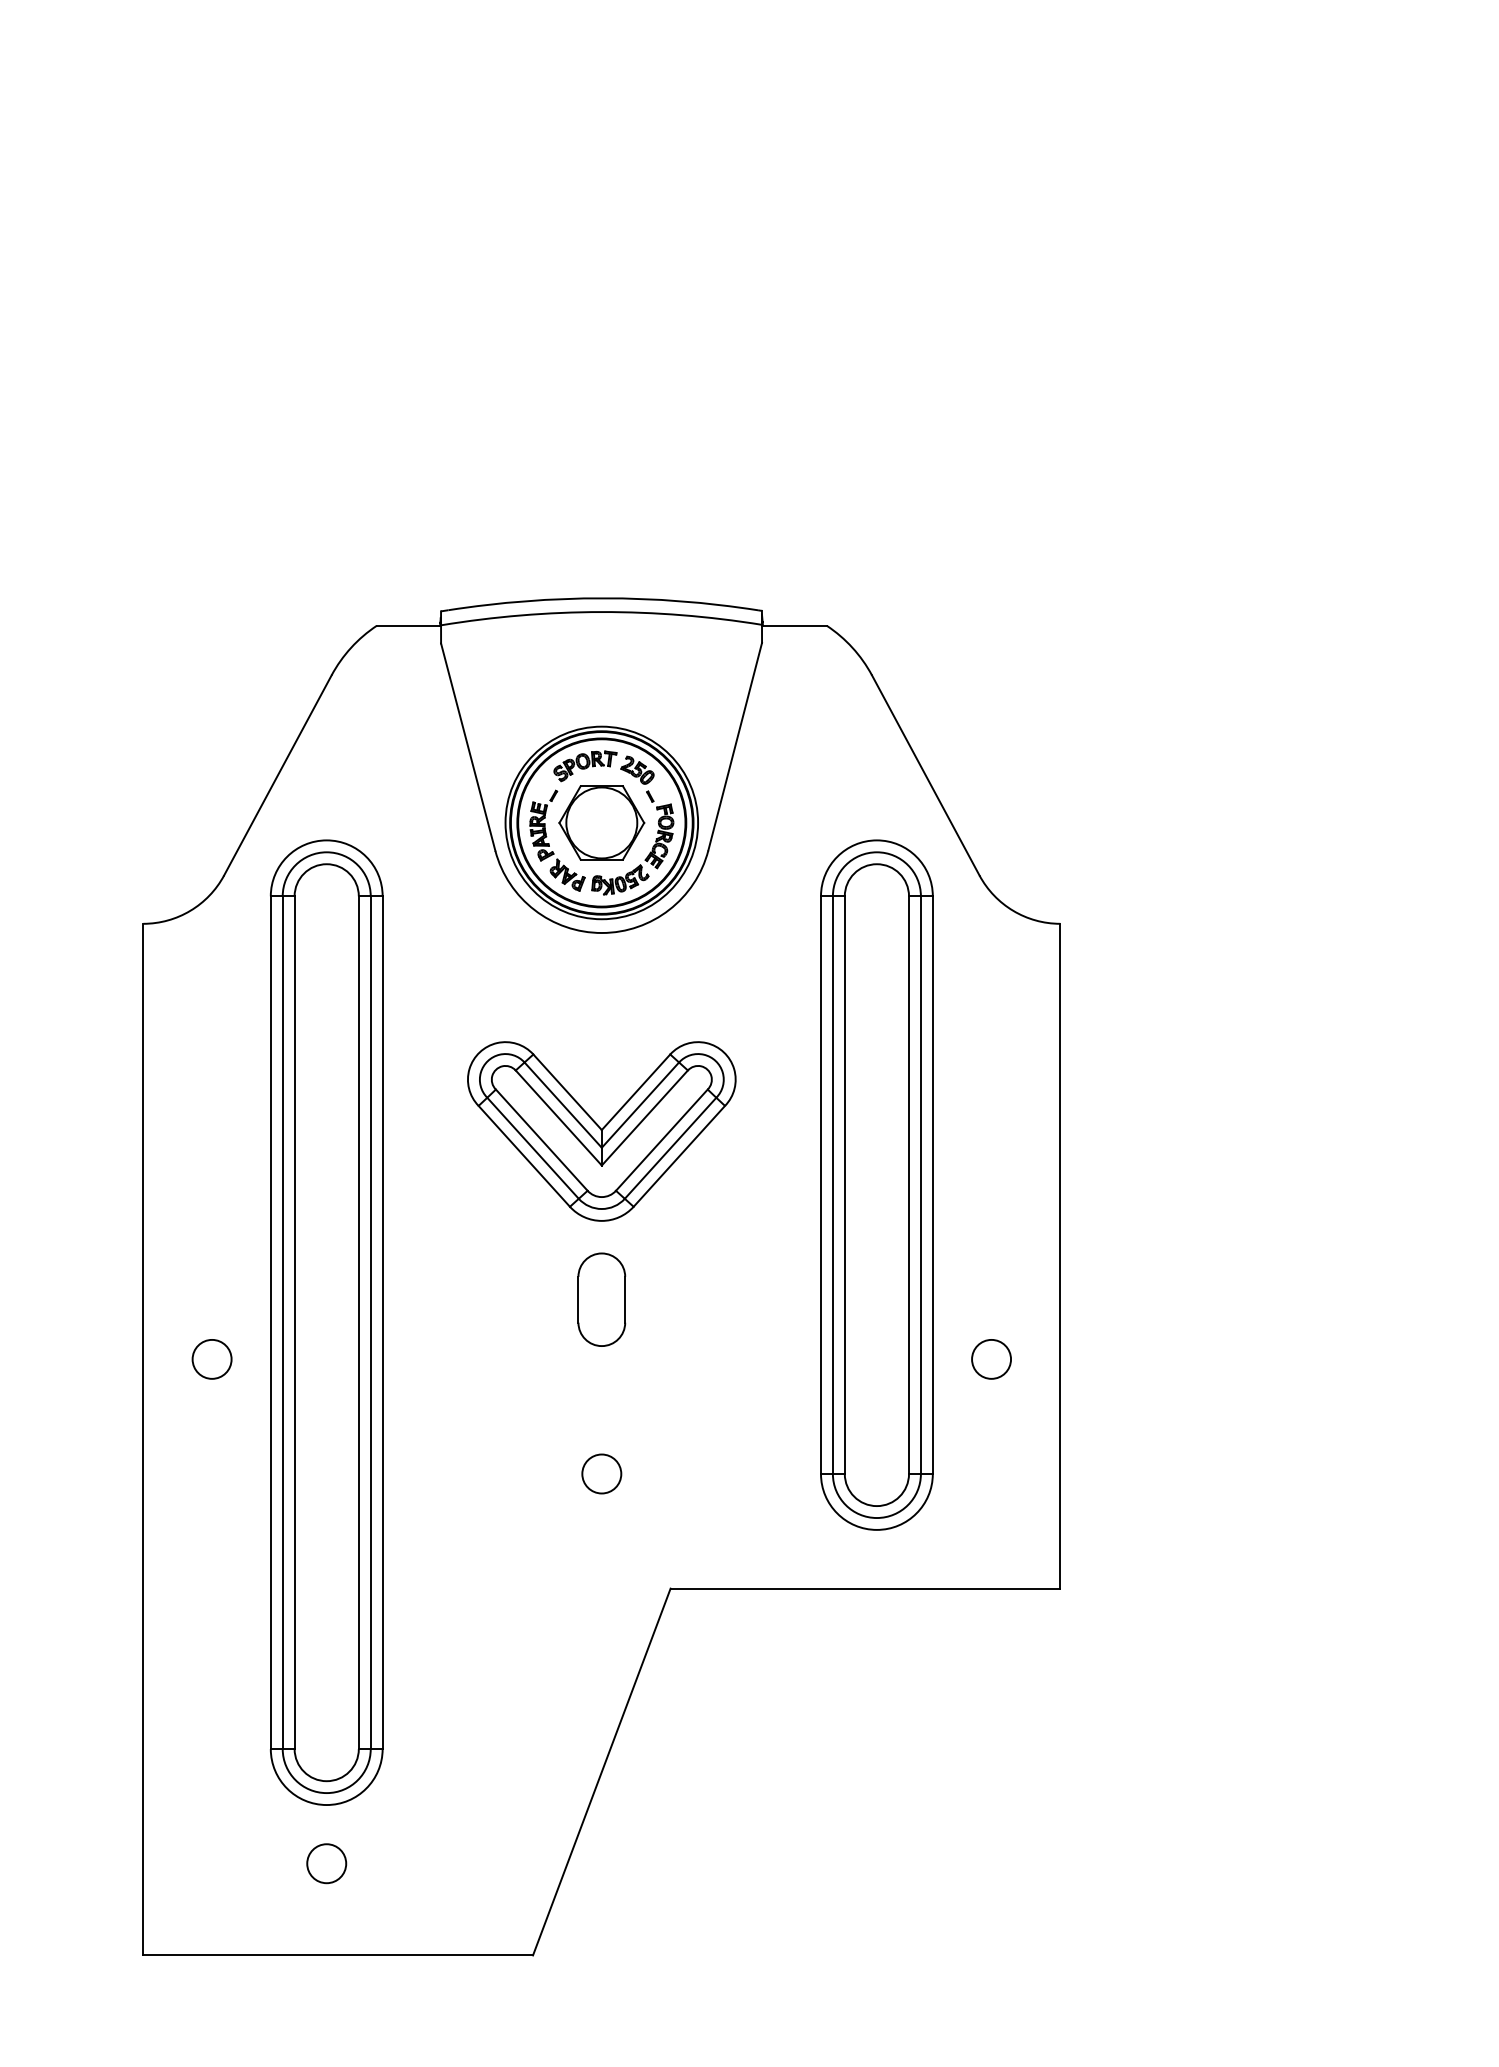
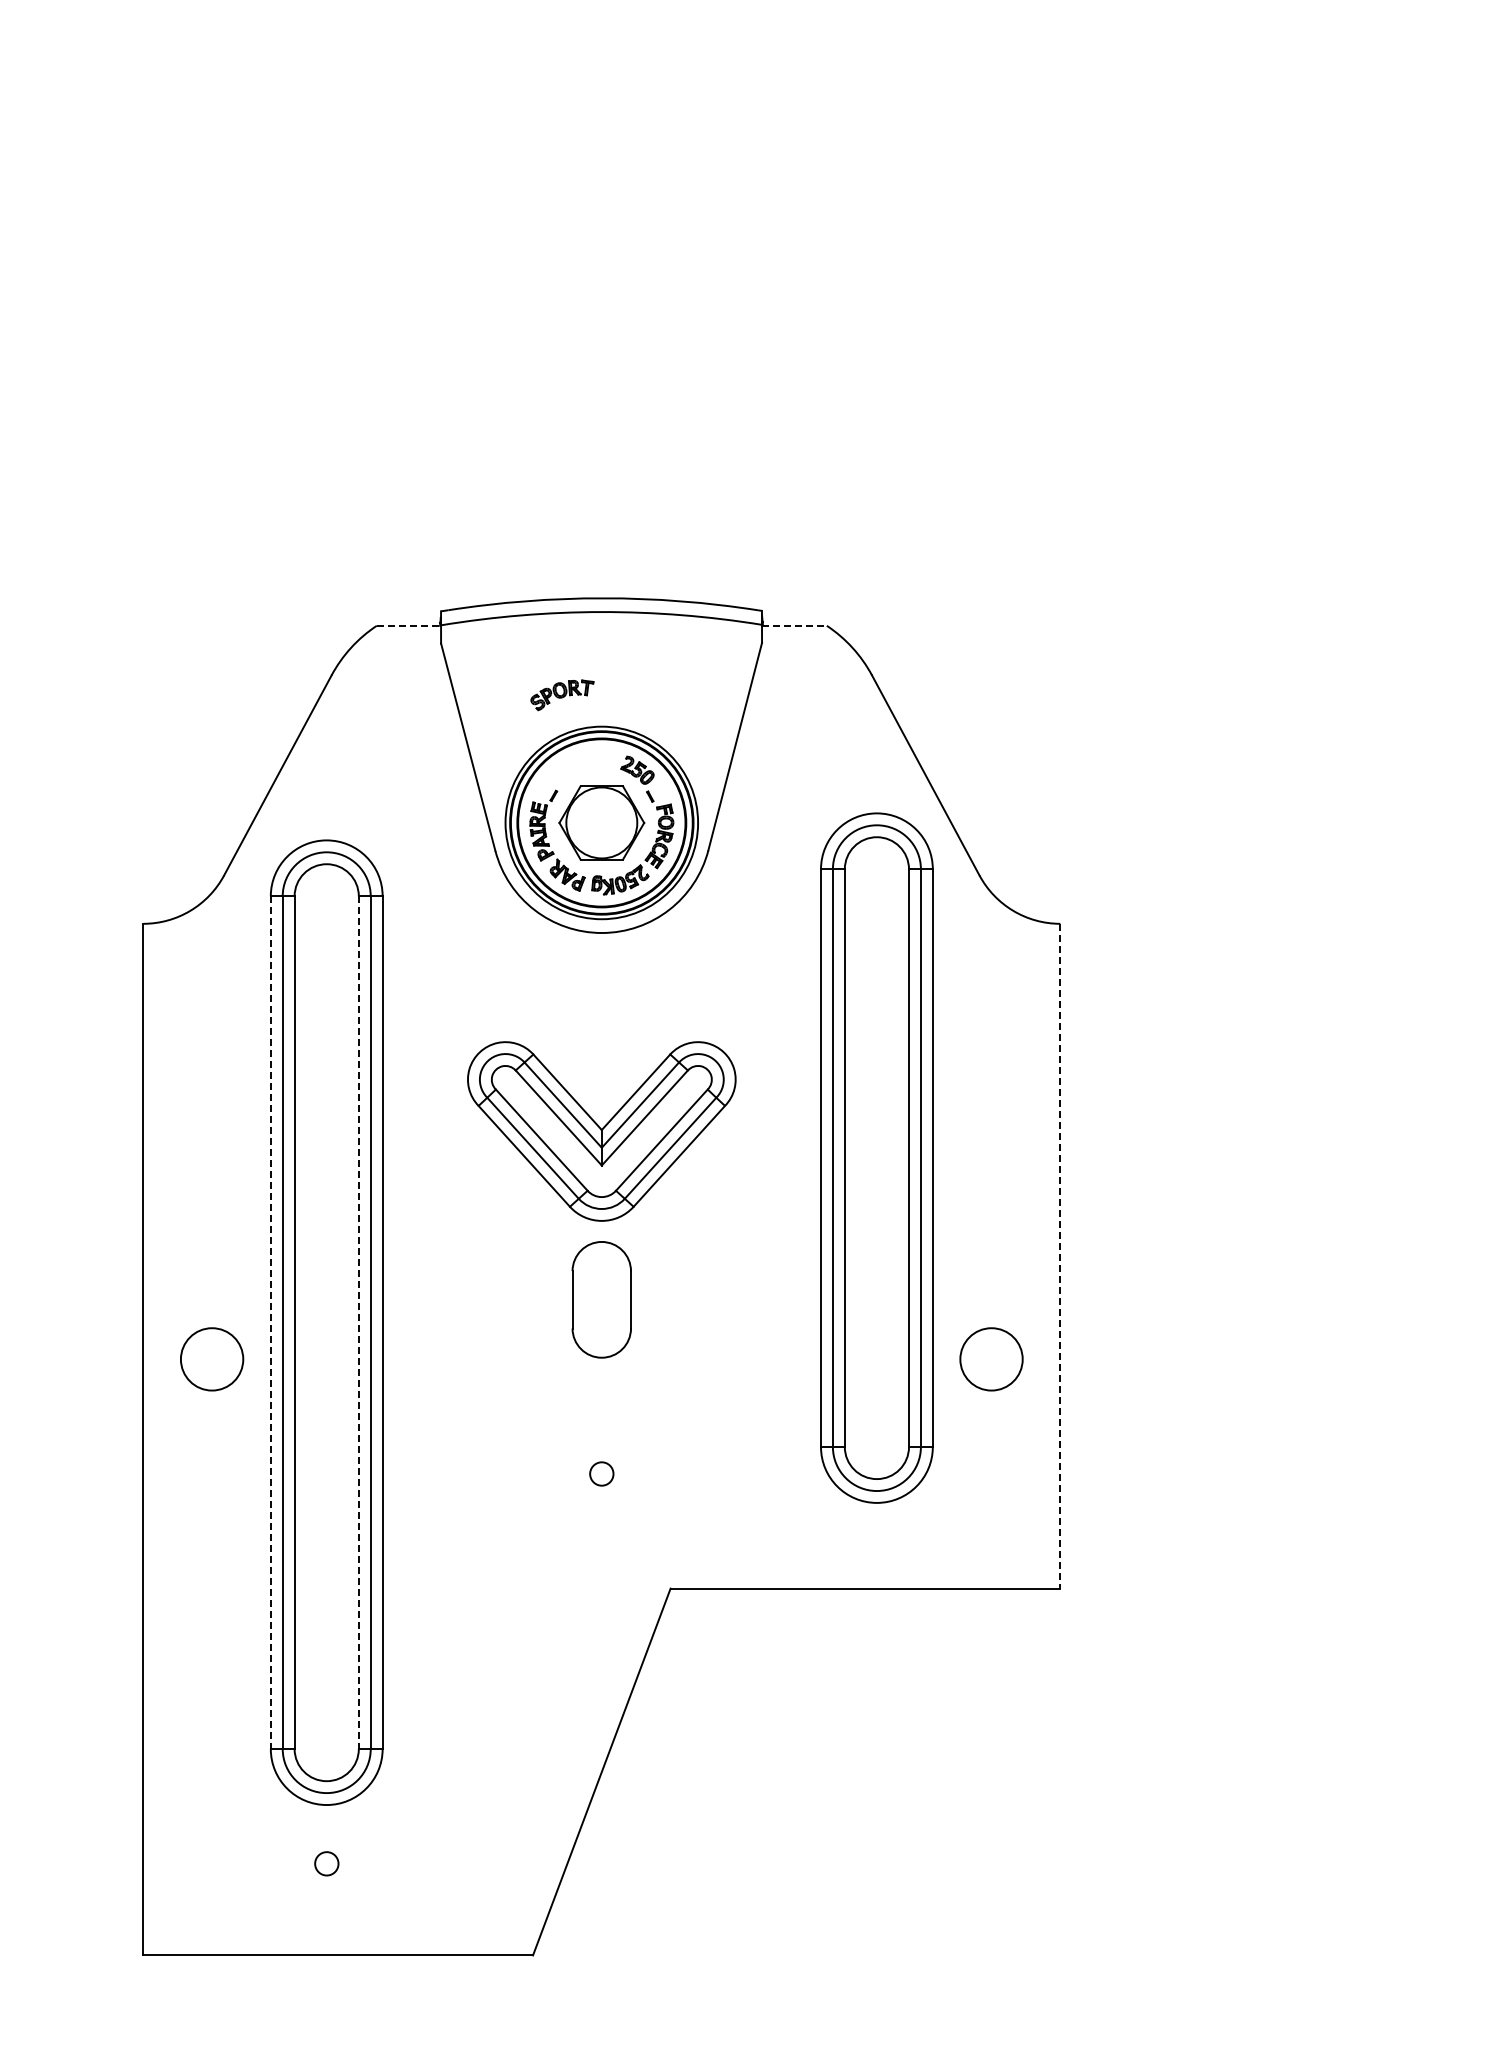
line: solid -> dashed (409, 625)
line: solid -> dashed (794, 625)
part position: (585, 766) -> (562, 695) (562, 695)
part position: (876, 1184) -> (876, 1157) (876, 1157)
line: solid -> dashed (1060, 1256)
part size: 50x95 px -> 61x118 px (601, 1299)
line: solid -> dashed (270, 1323)
line: solid -> dashed (358, 1323)
circle diameter: 39 px -> 62 px (211, 1359)
circle diameter: 39 px -> 62 px (991, 1359)
circle diameter: 39 px -> 23 px (601, 1473)
circle size: 42x42 px -> 26x26 px (326, 1863)
